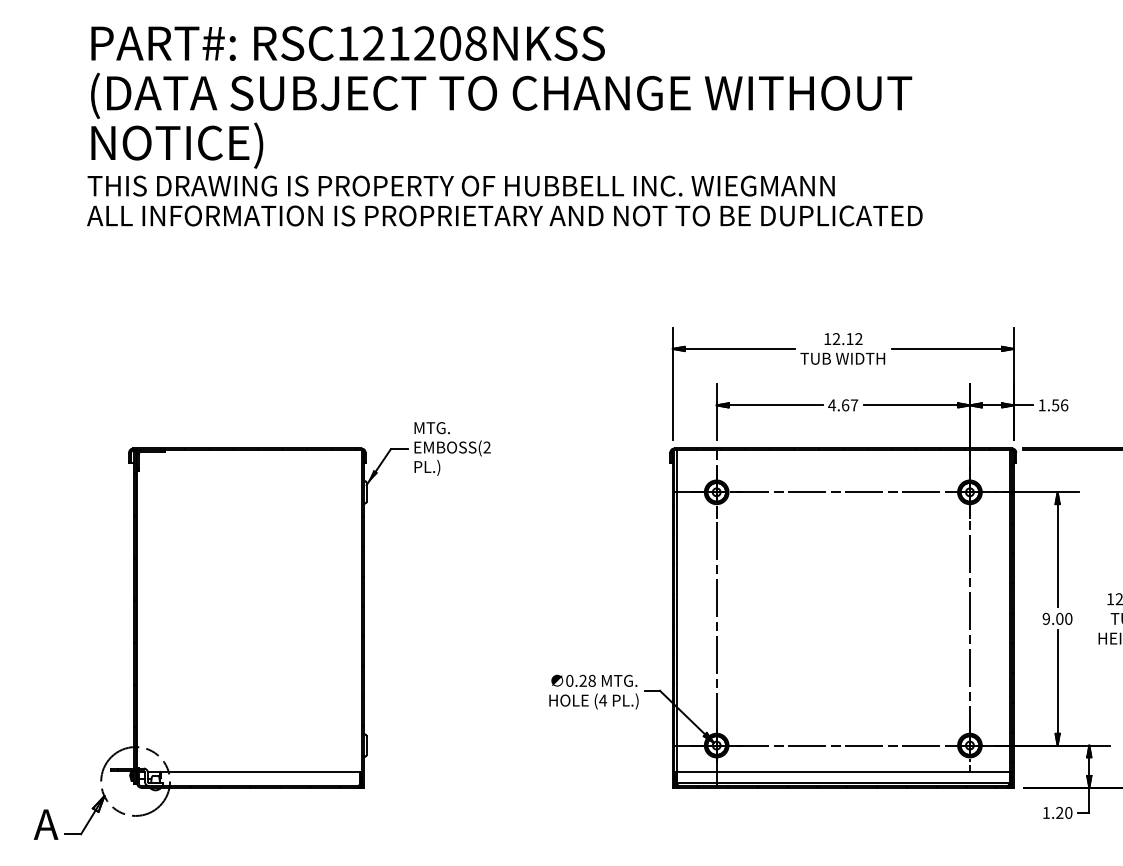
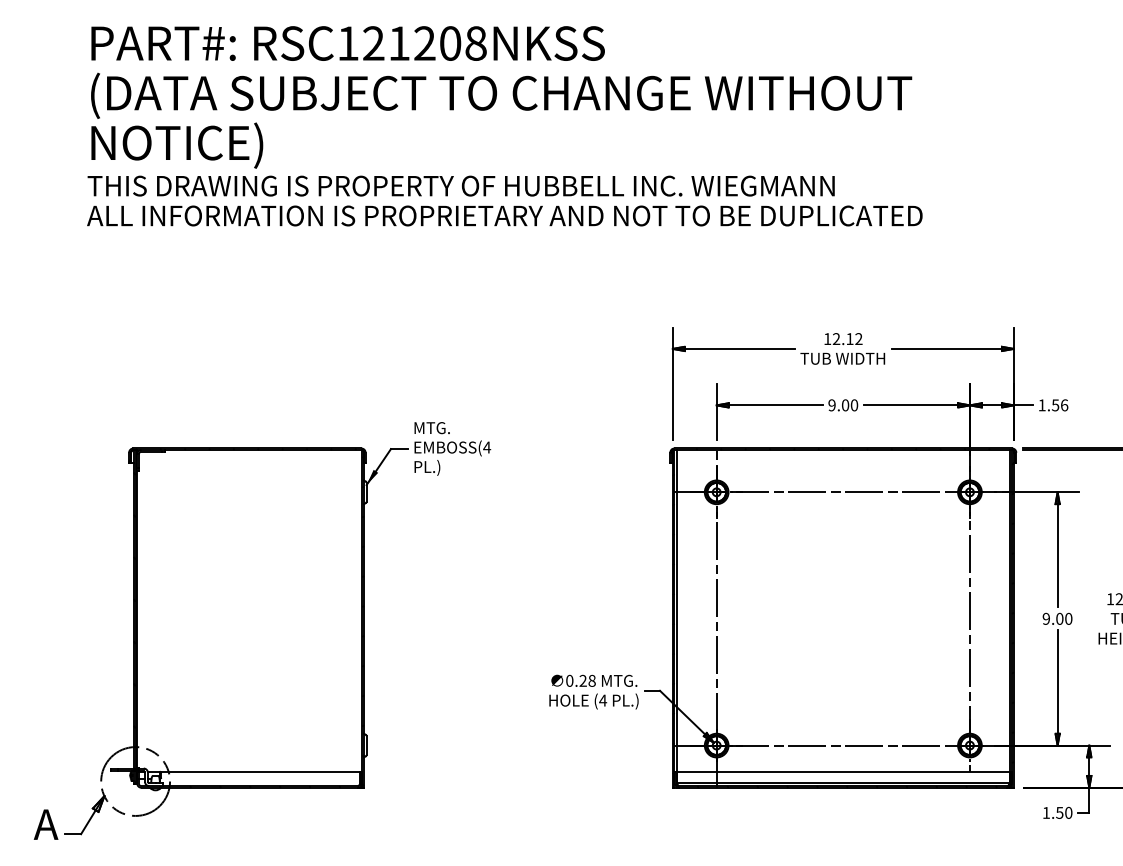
text: 4.67 -> 9.00 (843, 405)
text: (2 -> (4 (487, 447)
text: 1.20 -> 1.50 (1059, 812)
